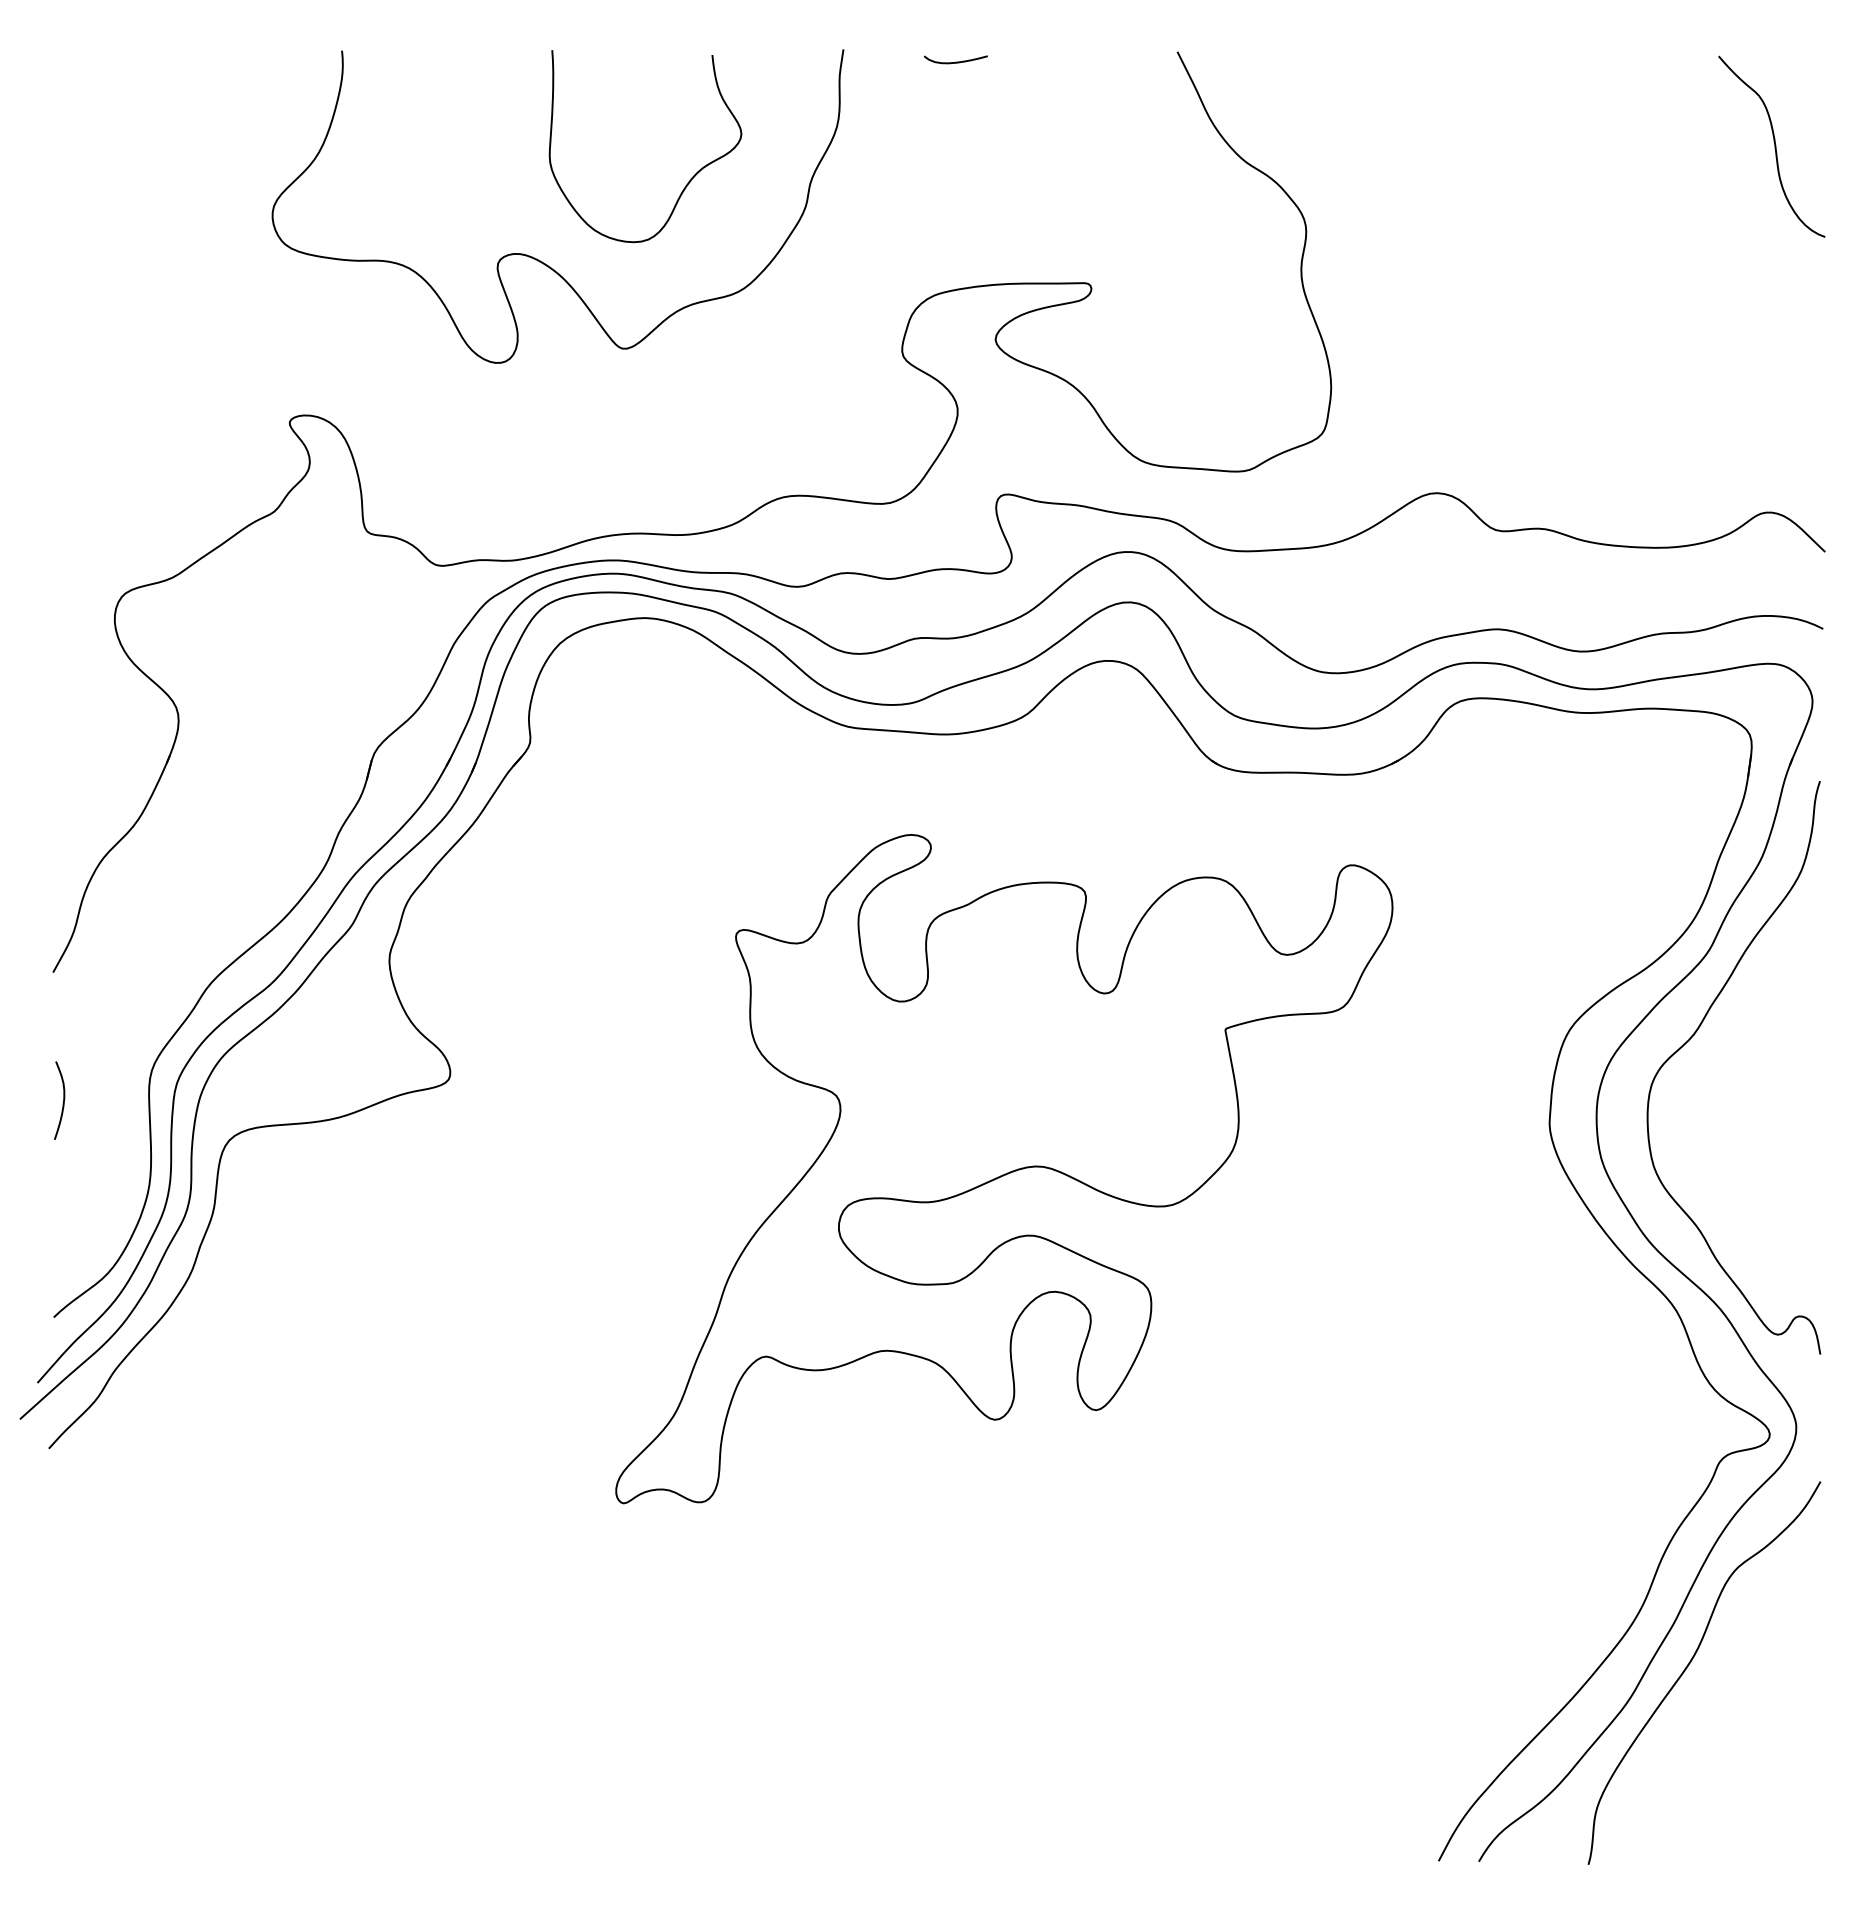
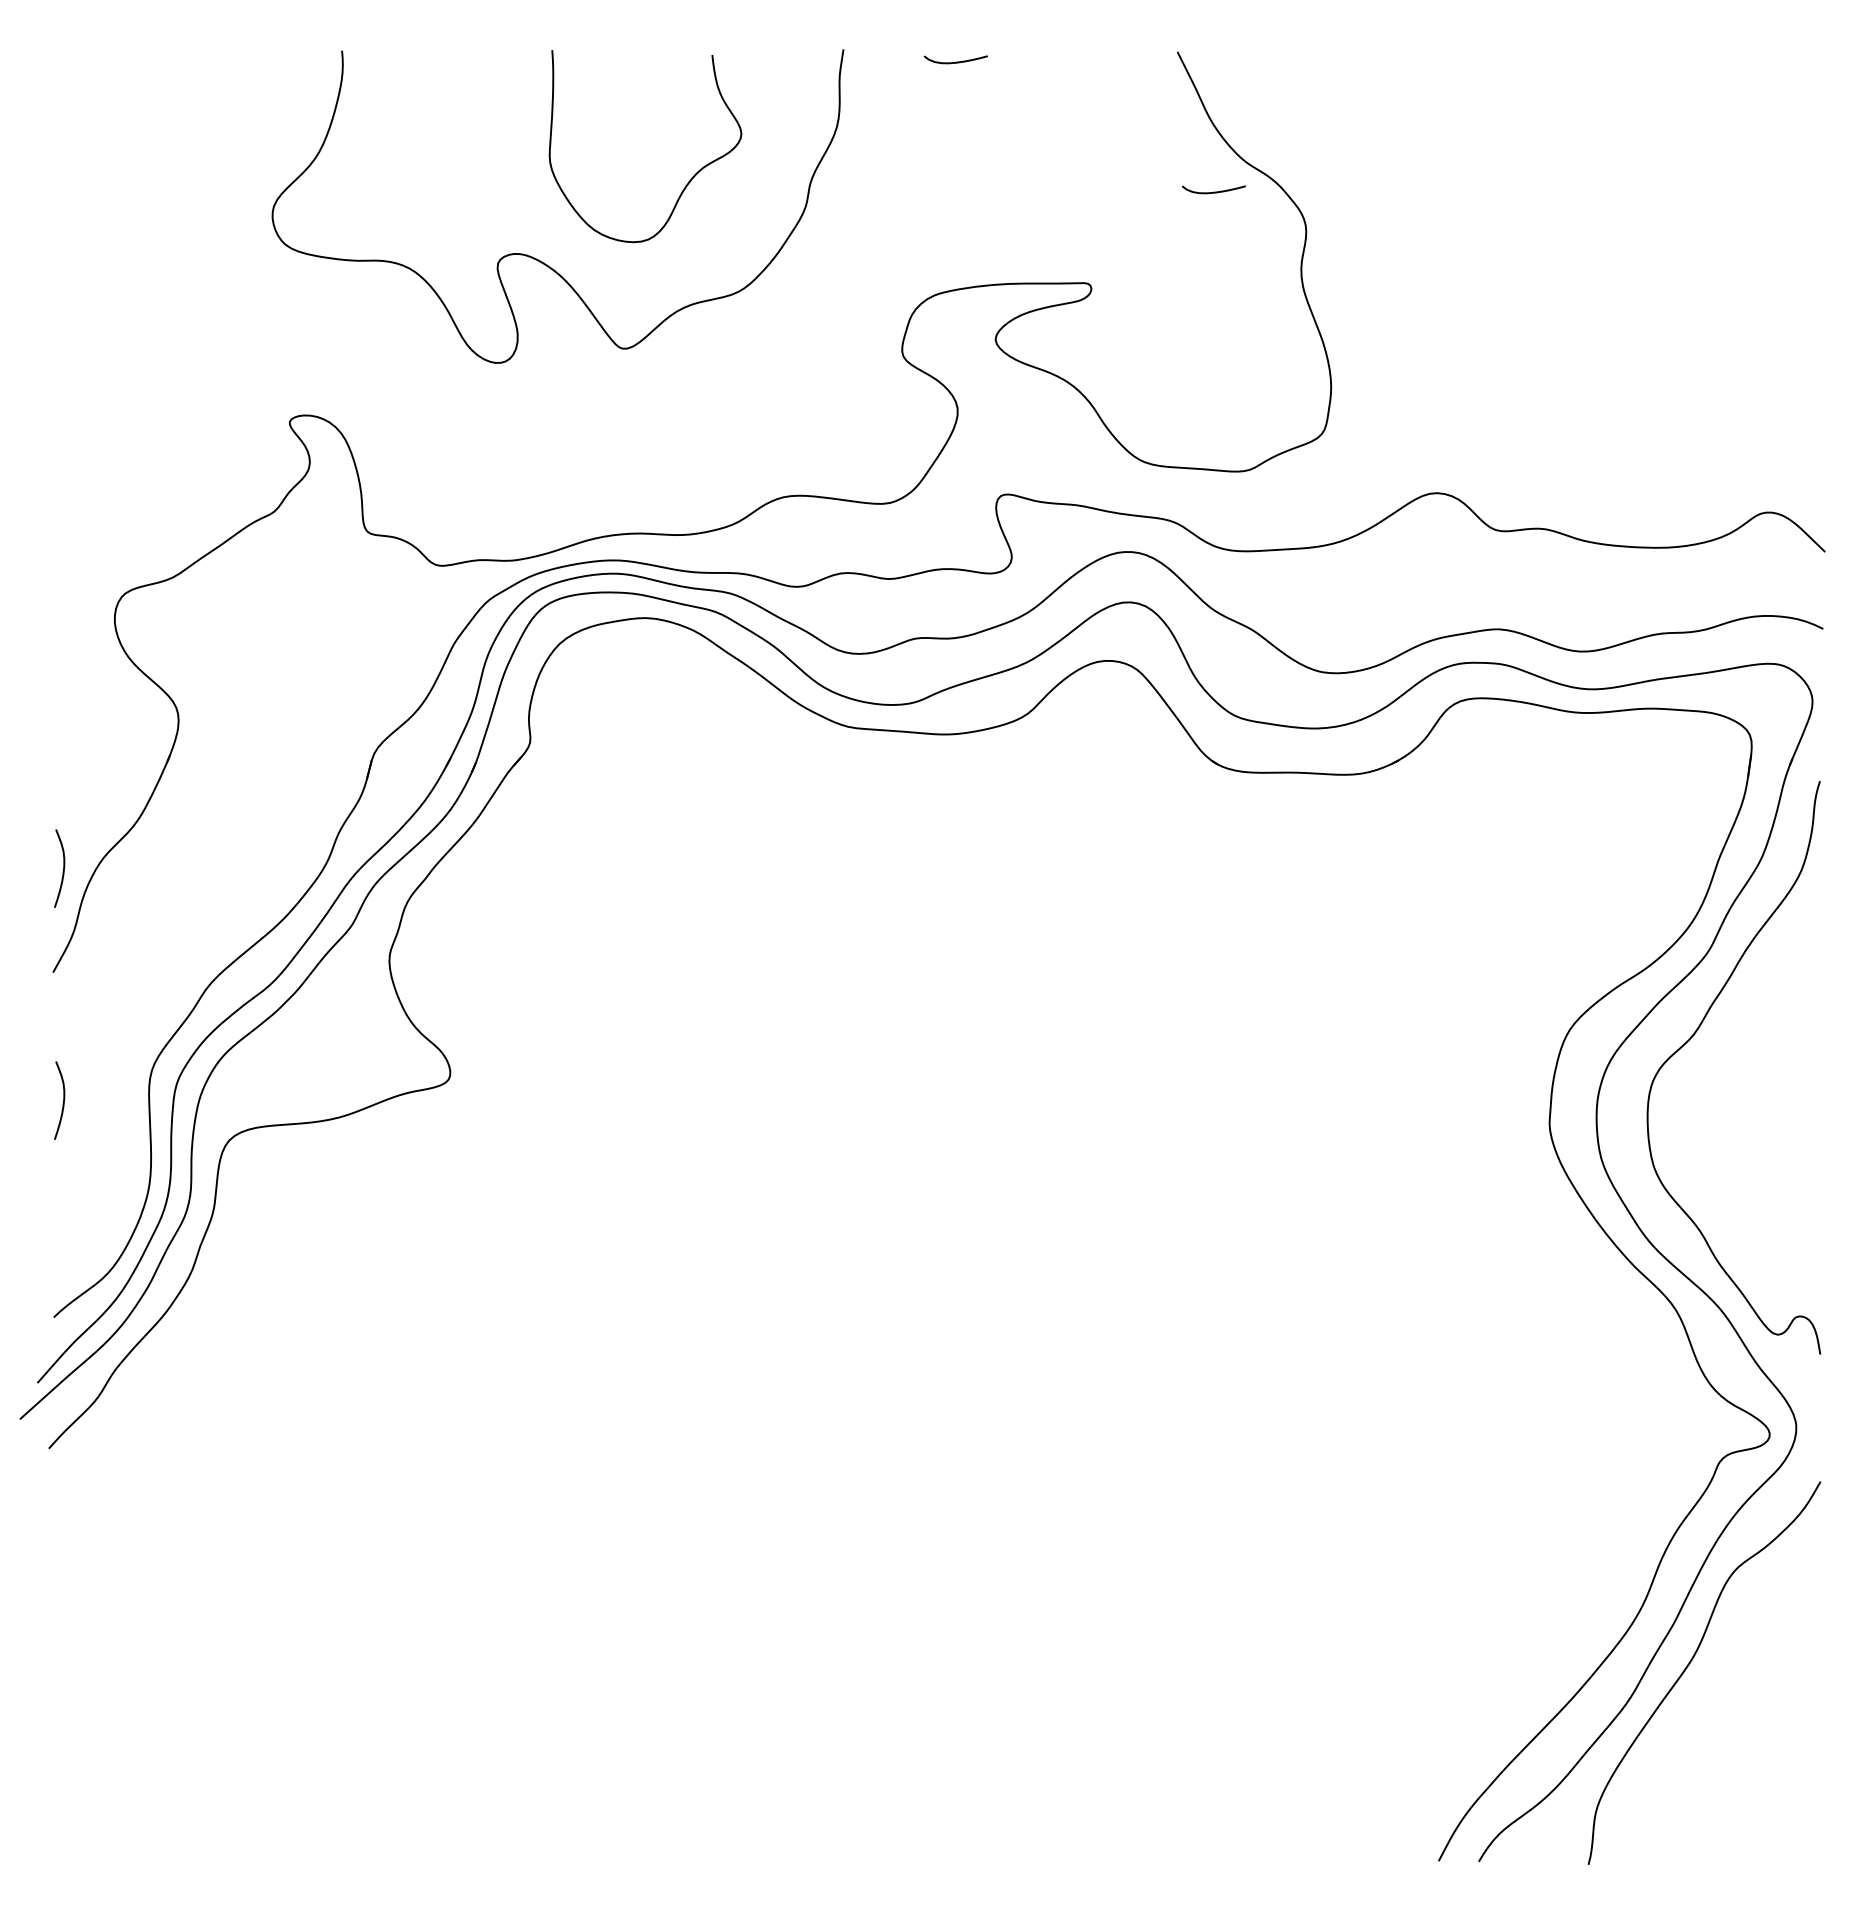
curve: present -> none (1774, 146)
curve: none -> present (1213, 191)
curve: none -> present (63, 868)
part: present -> none (1004, 1169)
